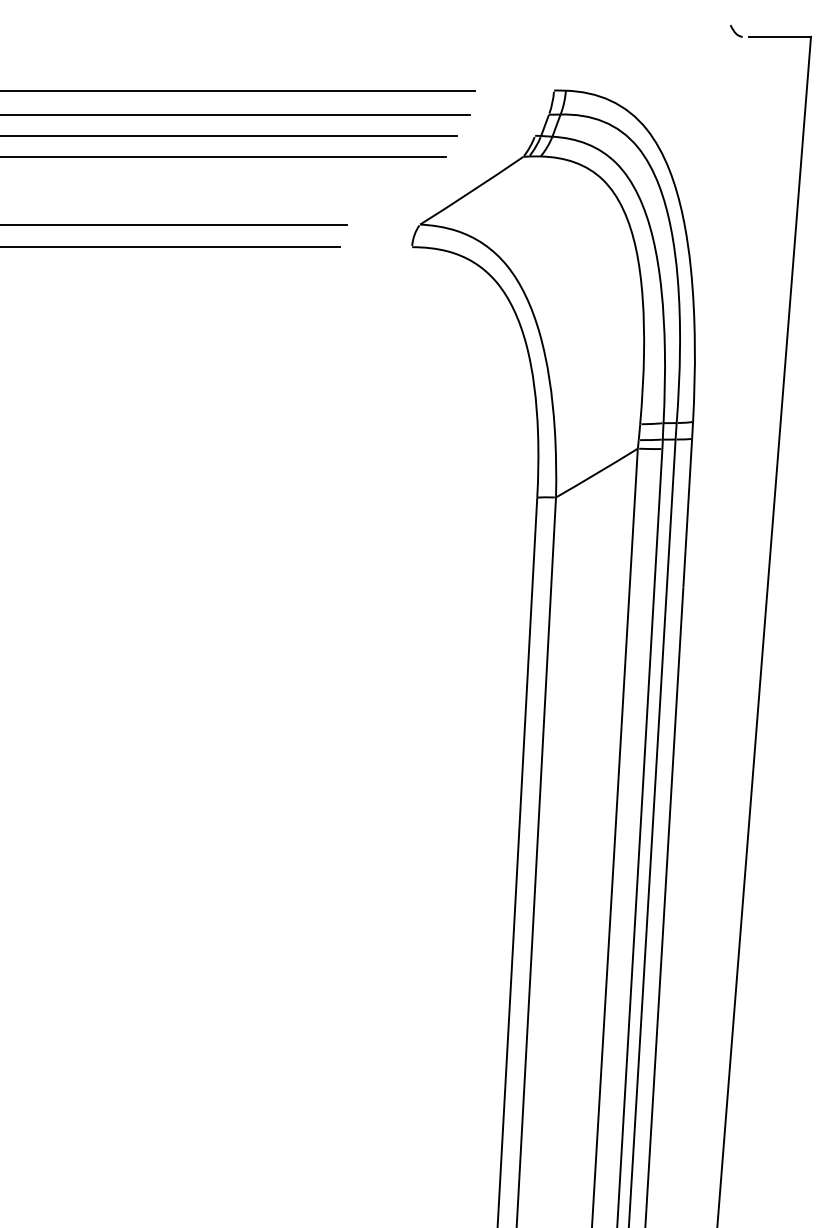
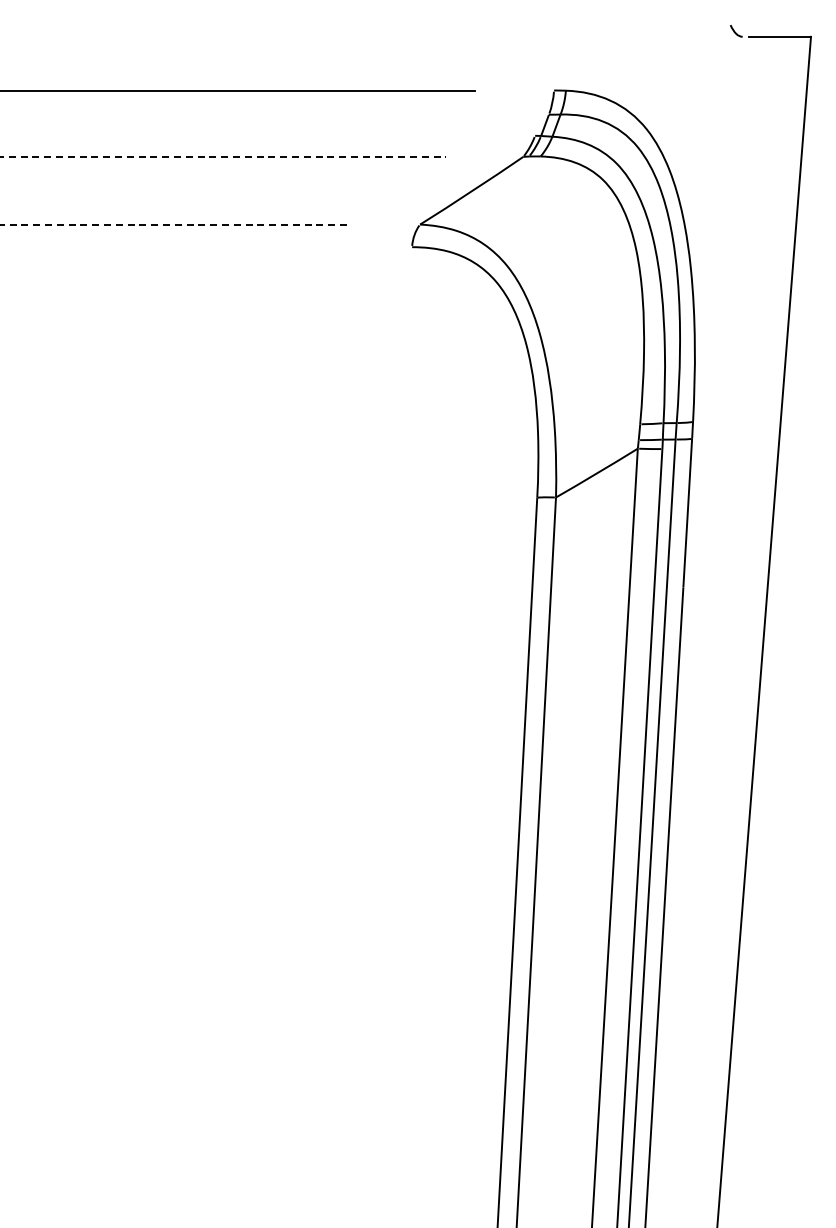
line: present -> none (236, 114)
line: present -> none (229, 135)
line: solid -> dashed (223, 156)
line: solid -> dashed (173, 224)
line: present -> none (170, 247)
